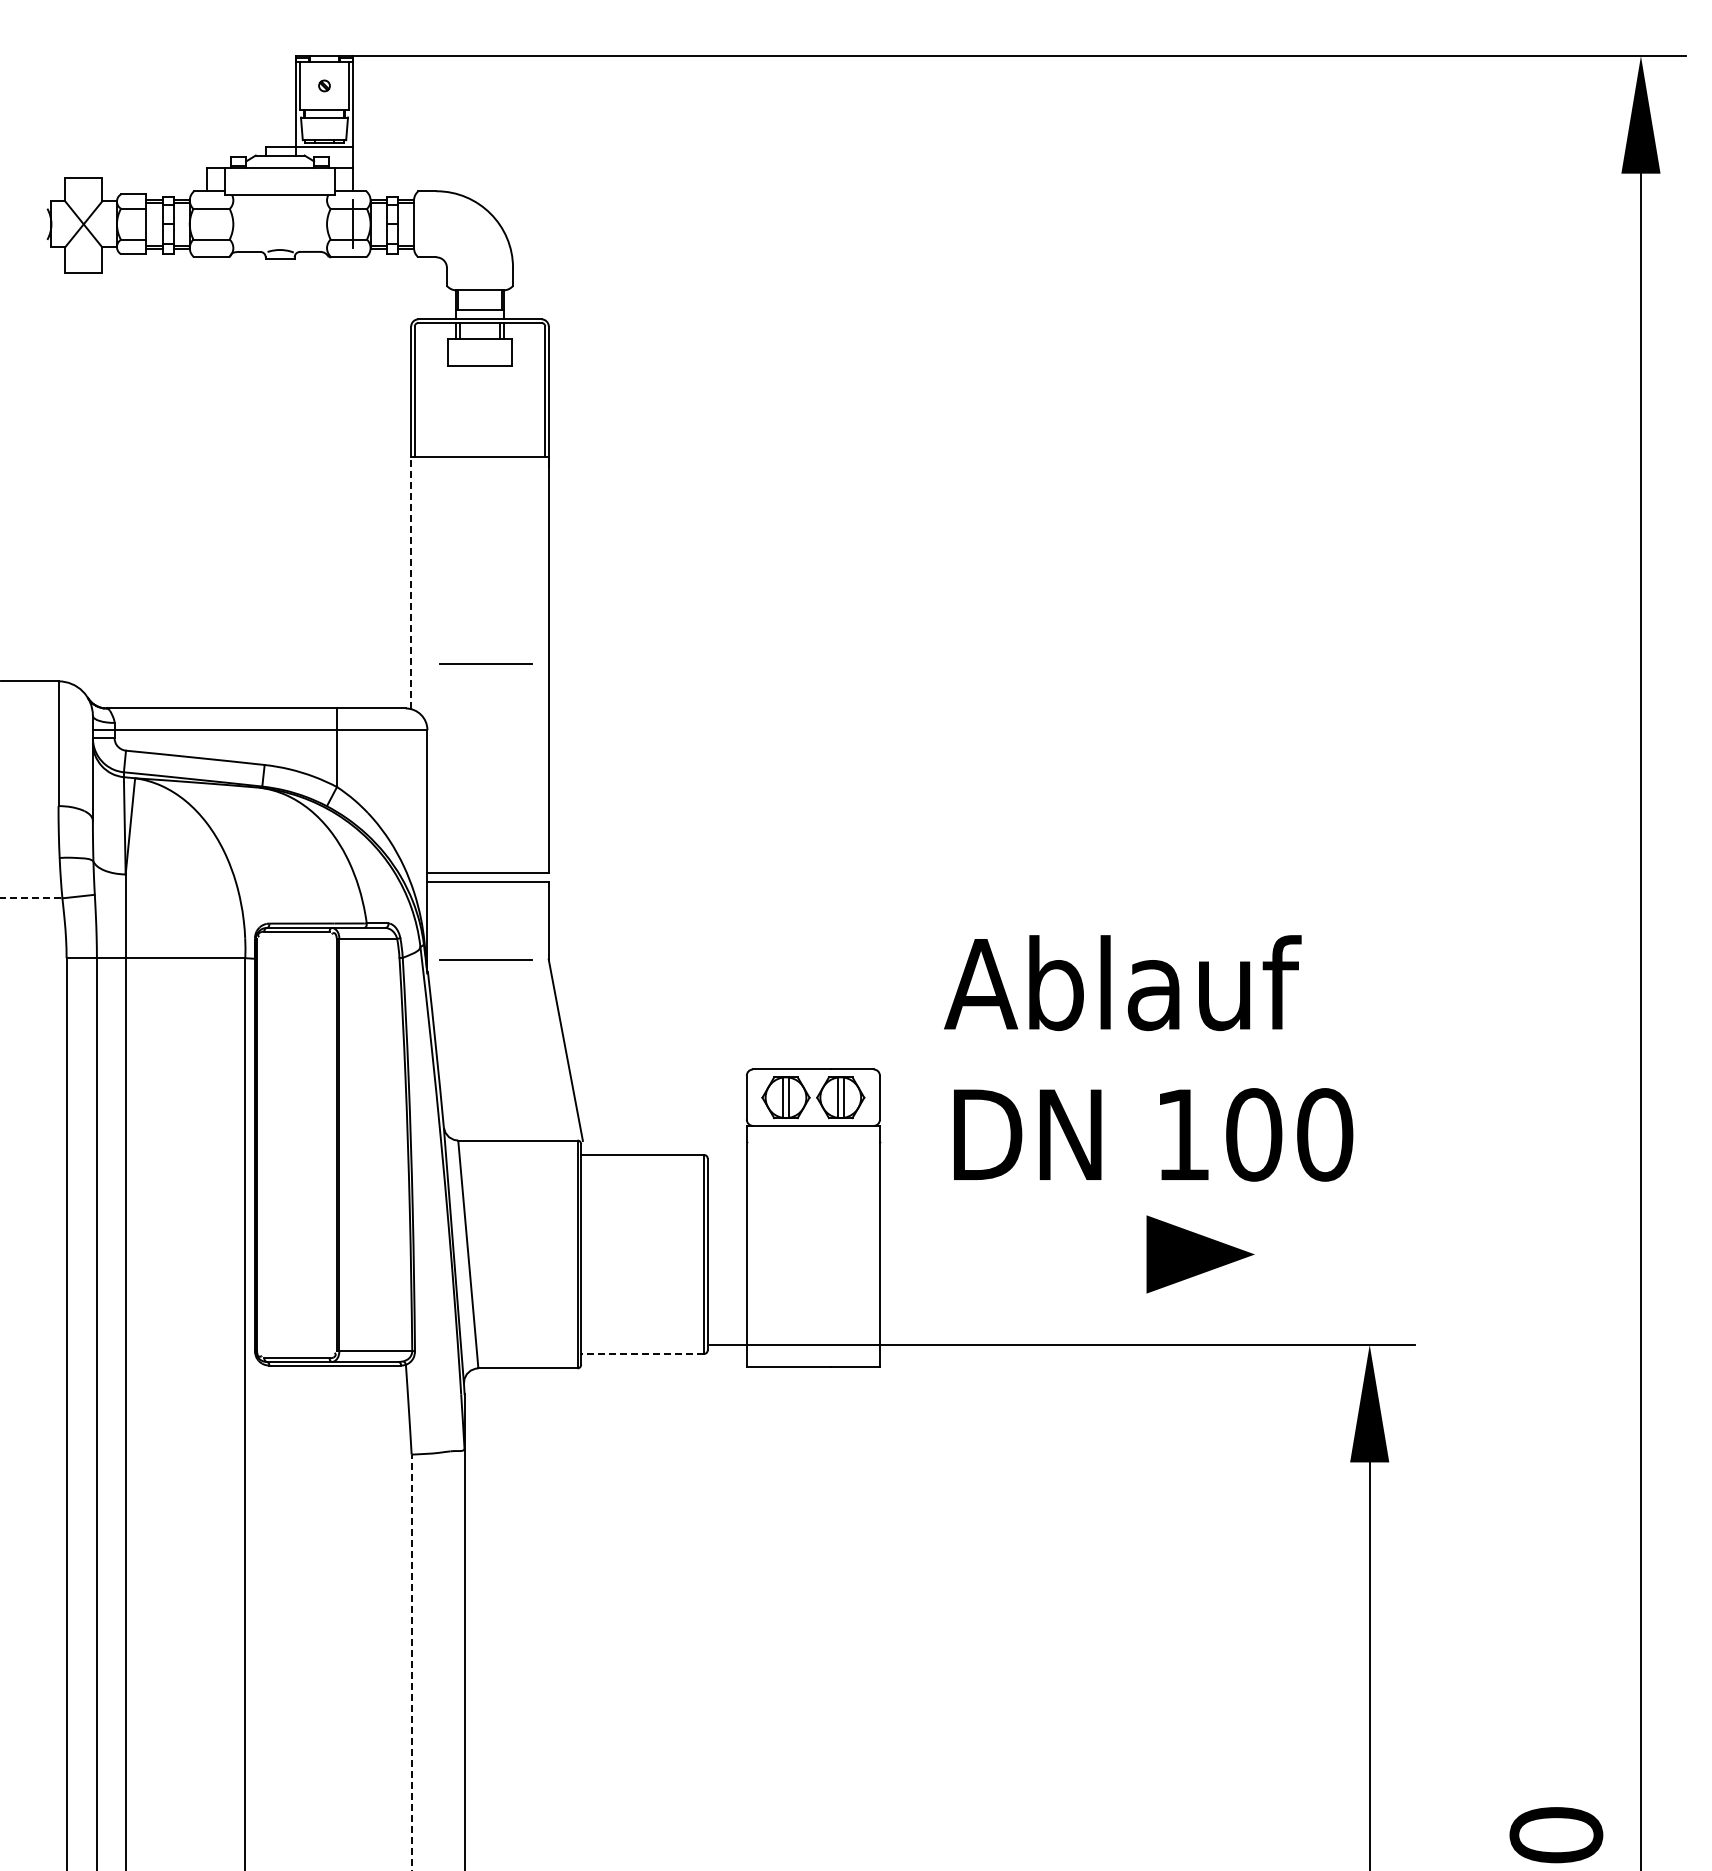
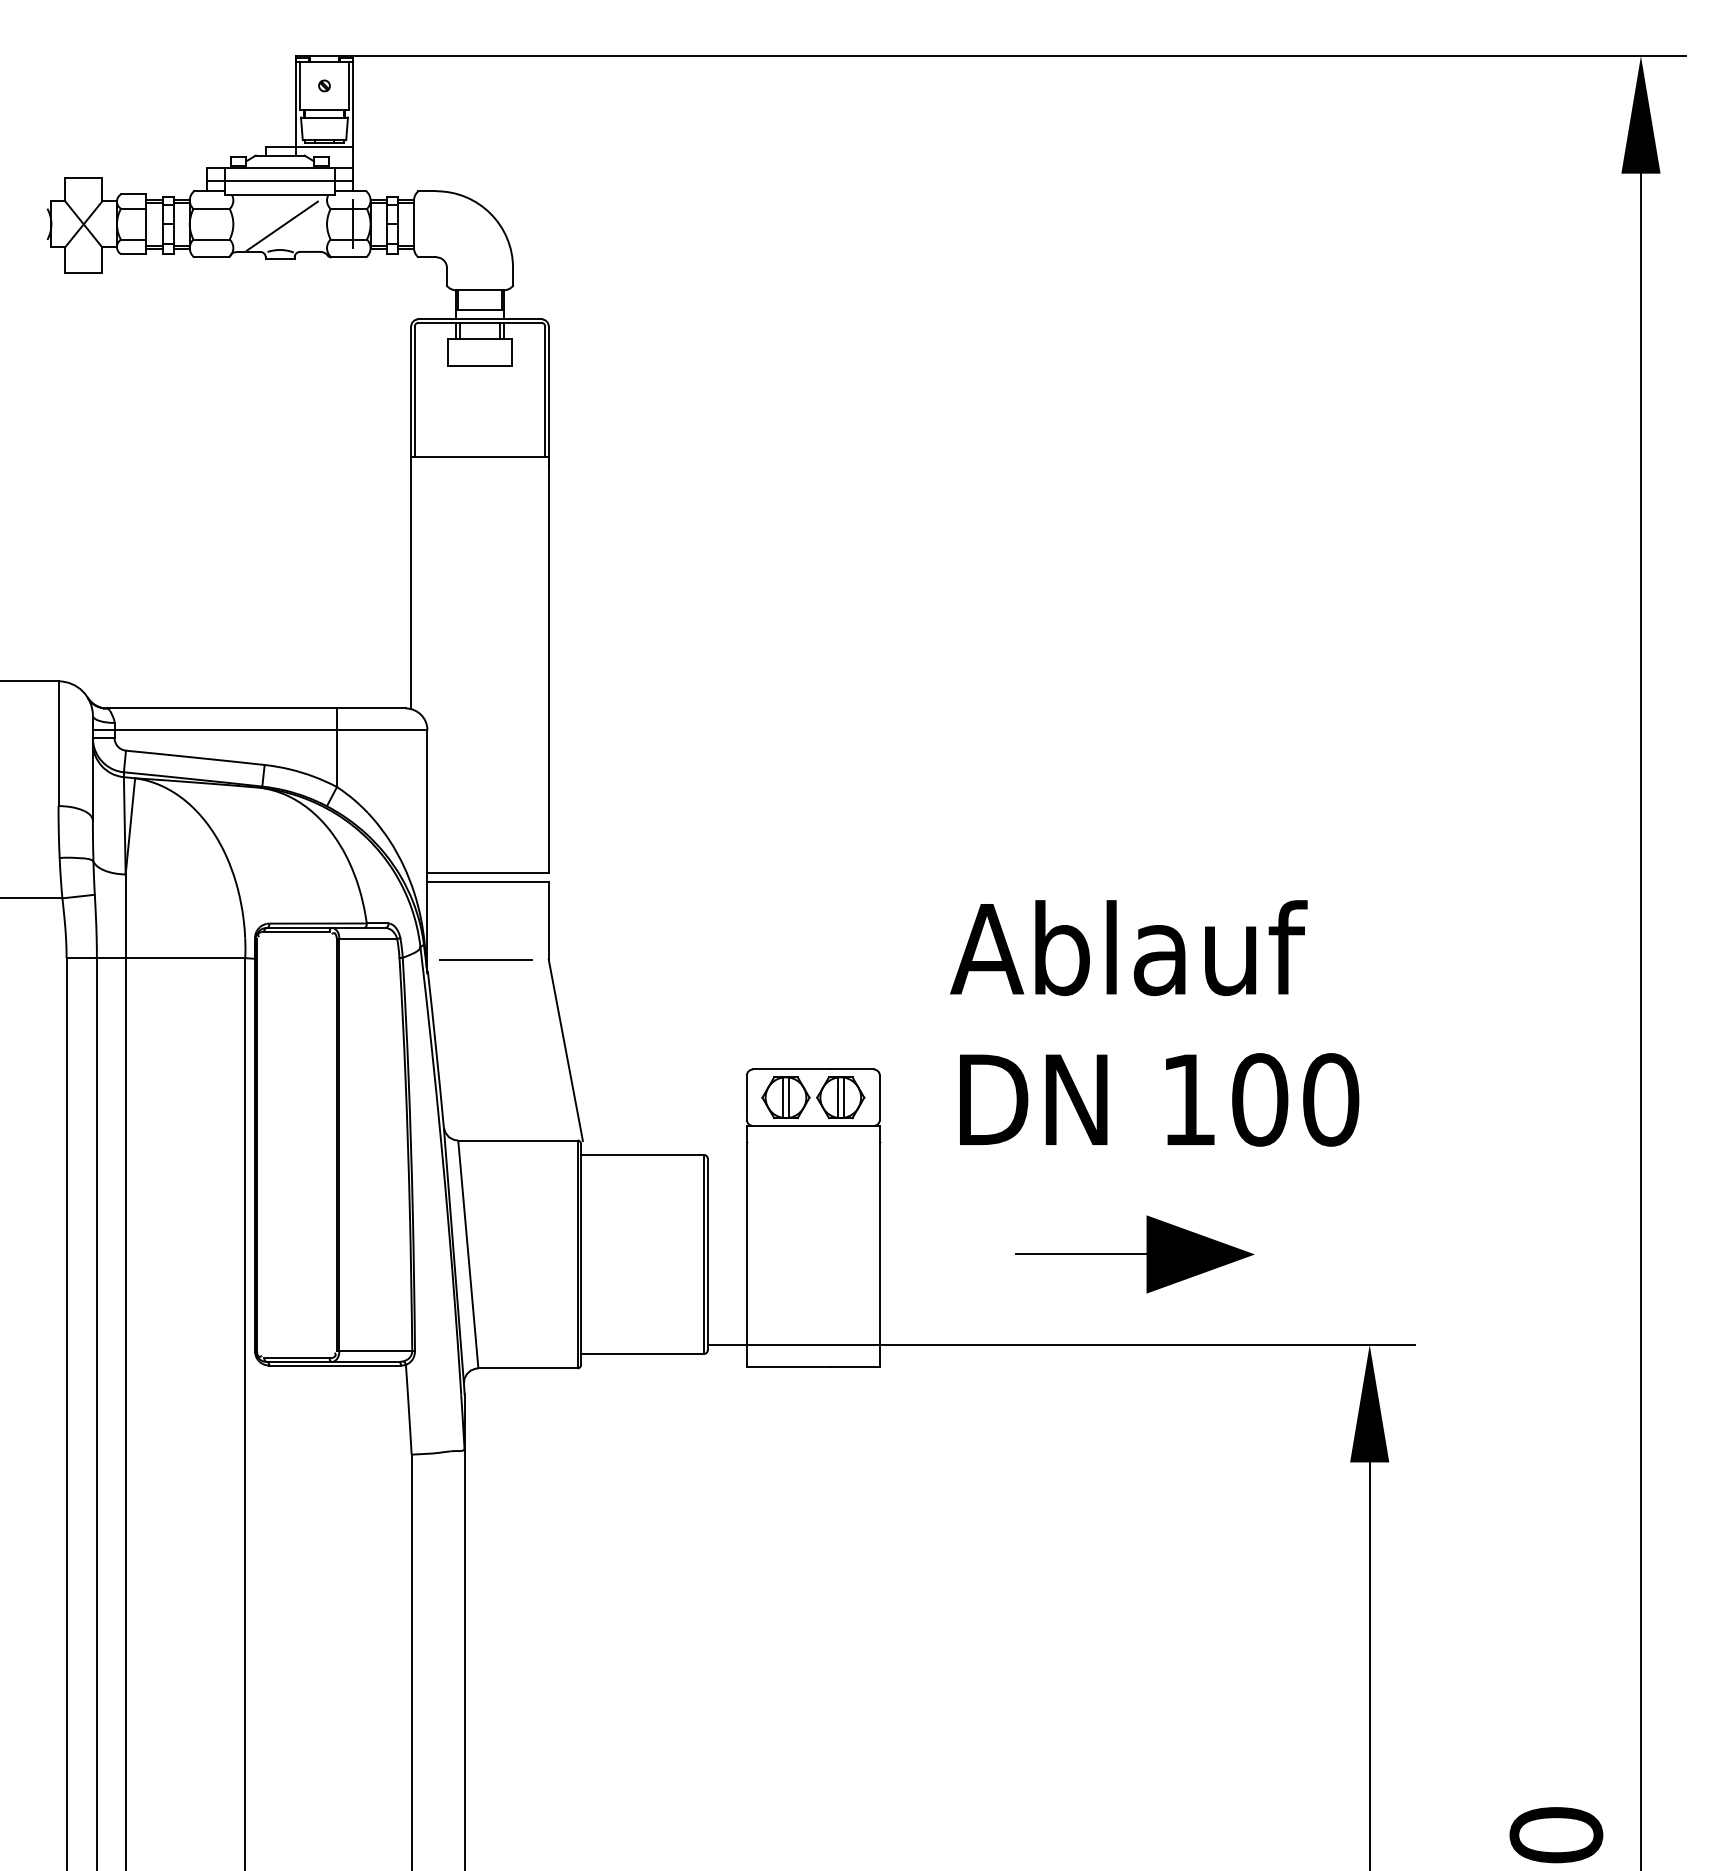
line: none -> present (279, 180)
line: none -> present (281, 225)
line: dashed -> solid (411, 582)
line: present -> none (485, 663)
line: dashed -> solid (31, 898)
text position: (1148, 1058) -> (1154, 1023) (1154, 1023)
line: none -> present (1080, 1254)
line: dashed -> solid (642, 1353)
line: dashed -> solid (411, 1662)
